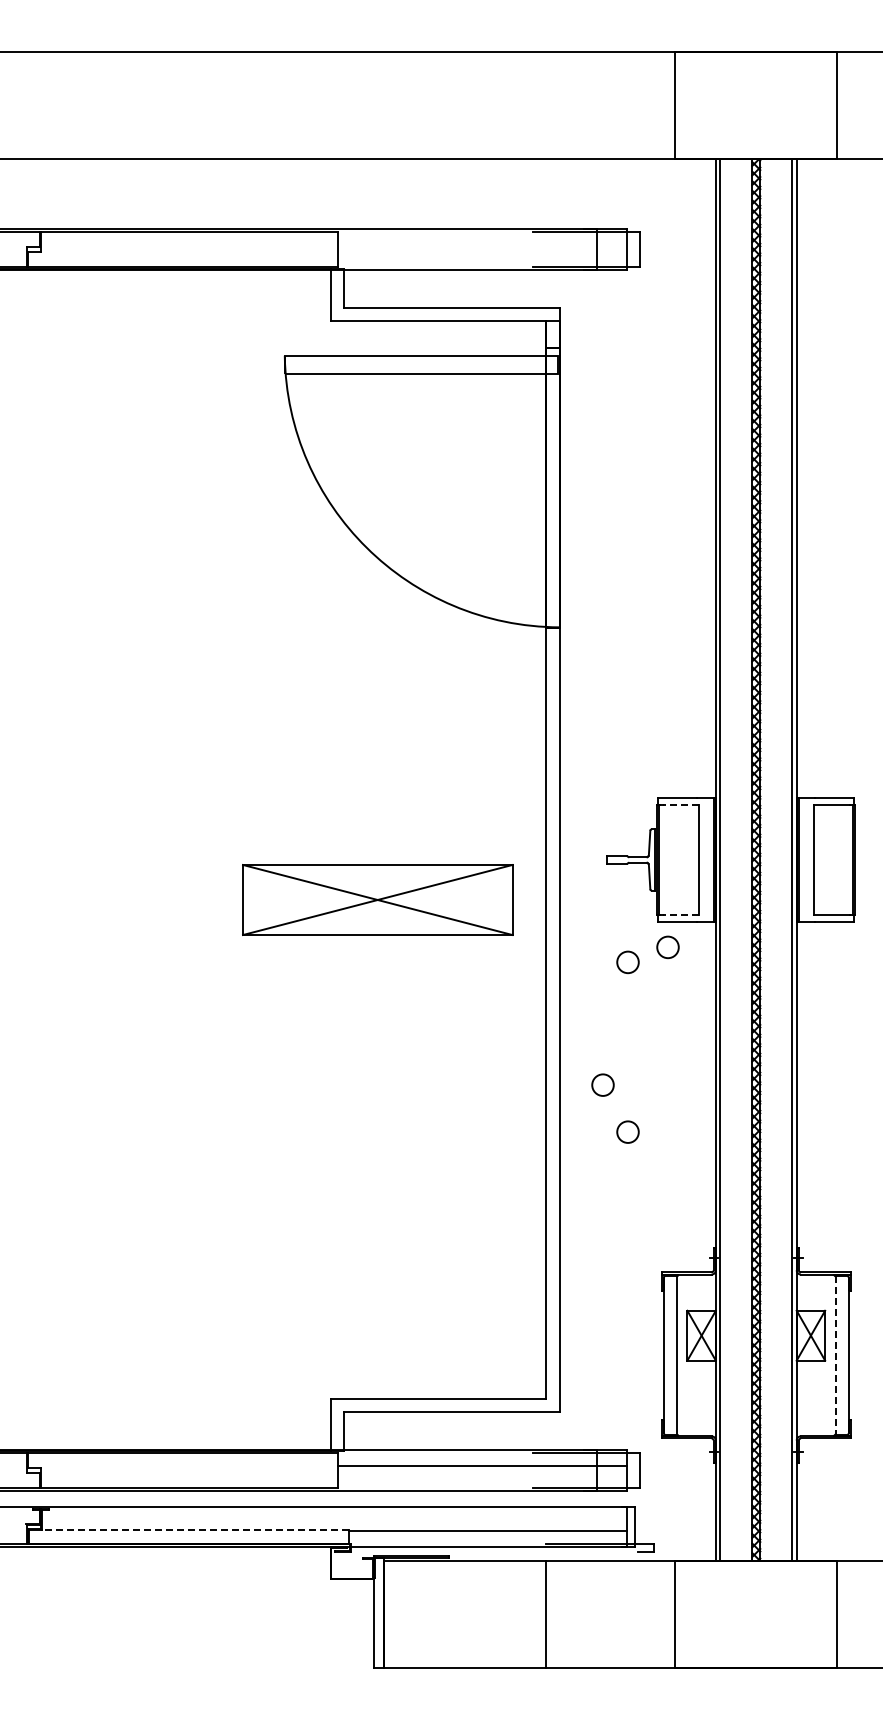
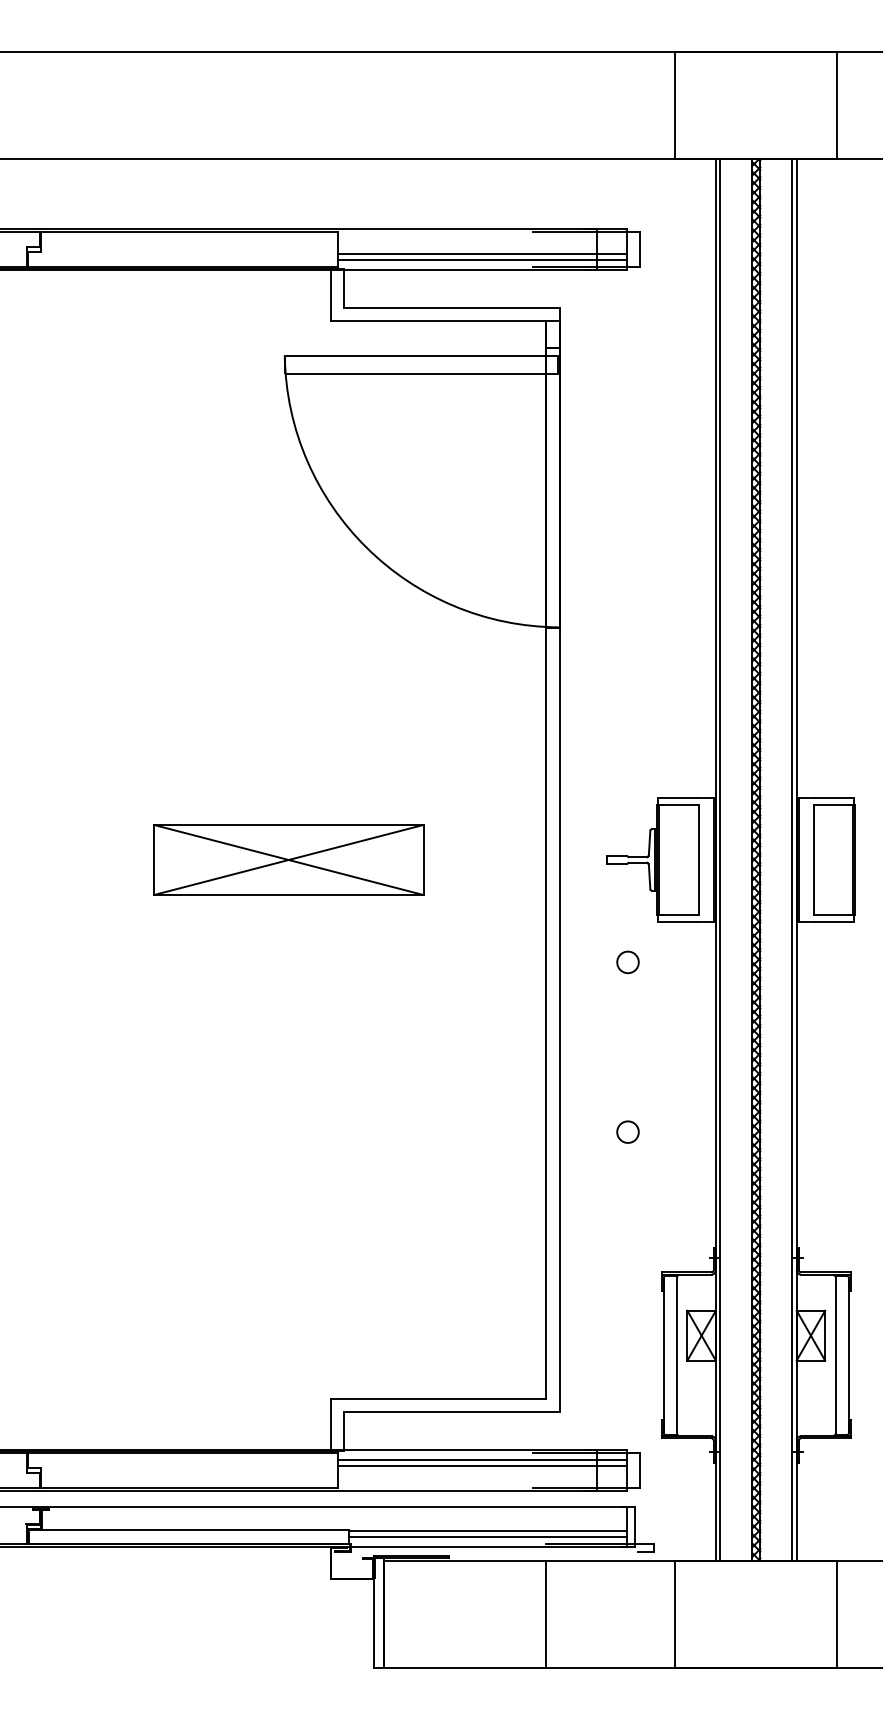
line: none -> present (481, 253)
line: none -> present (481, 260)
line: dashed -> solid (680, 804)
part position: (377, 899) -> (288, 859) (288, 859)
line: dashed -> solid (680, 915)
circle: present -> none (667, 947)
circle: present -> none (602, 1084)
line: dashed -> solid (835, 1355)
line: none -> present (481, 1459)
line: dashed -> solid (194, 1530)
line: none -> present (487, 1537)
